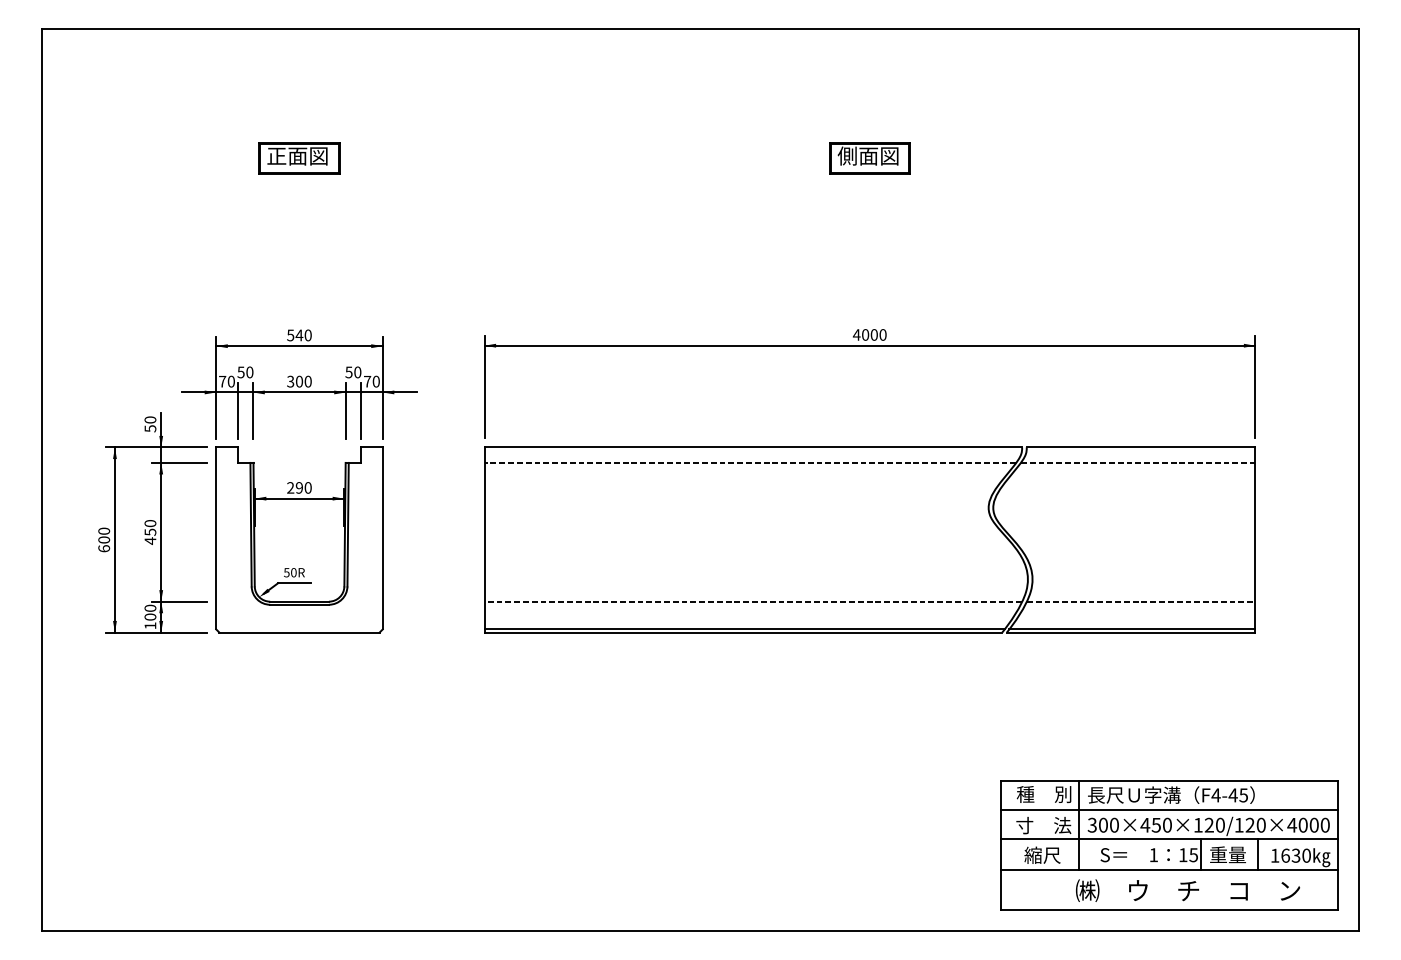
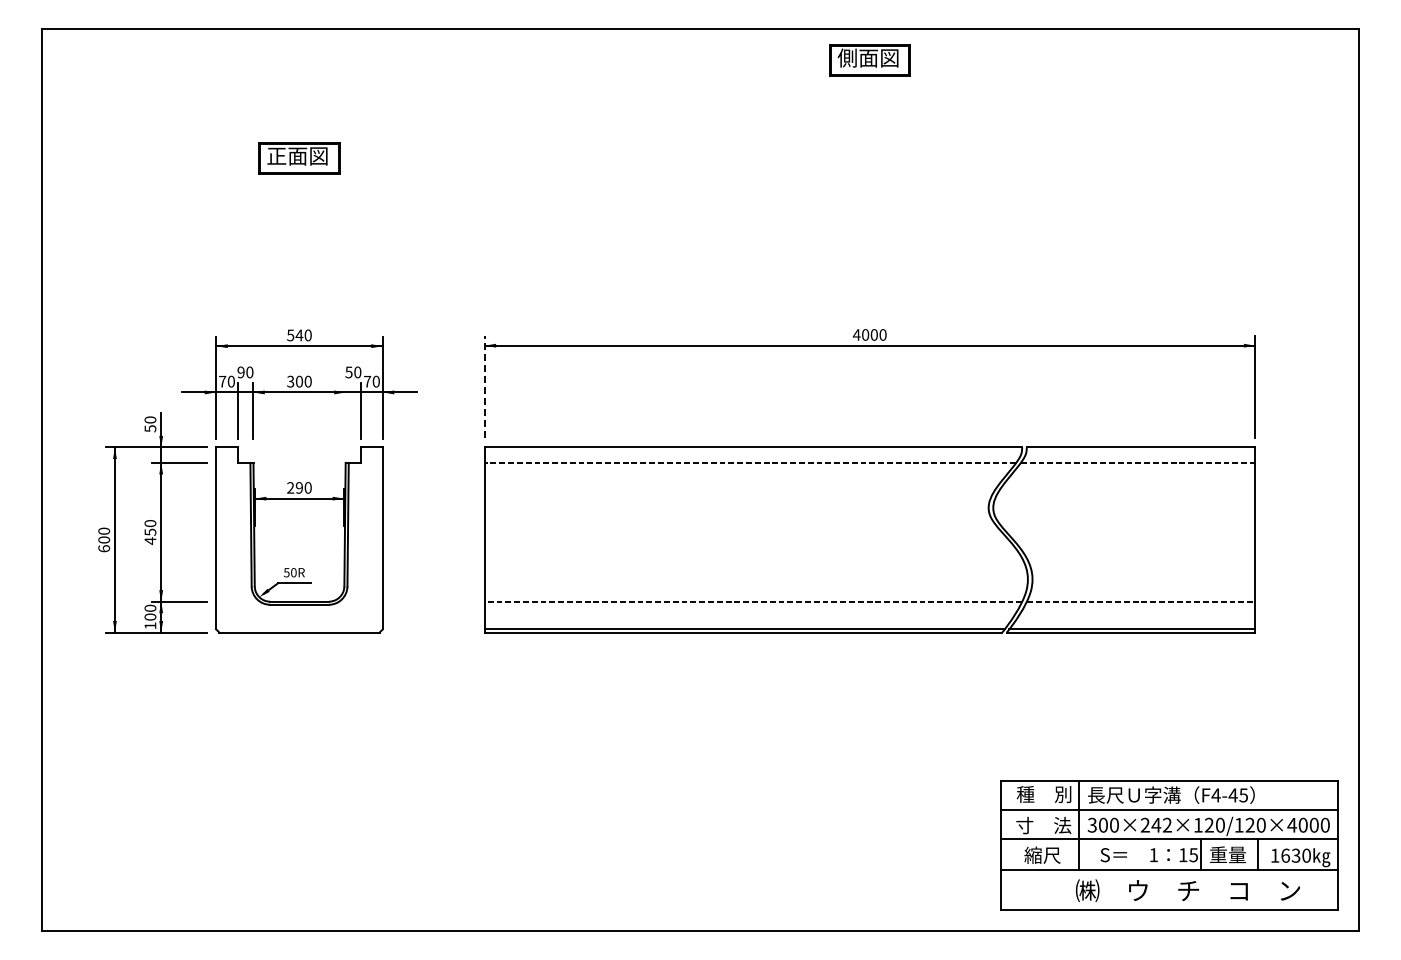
part position: (869, 158) -> (869, 60) (869, 60)
text: 50 -> 90 (240, 372)
line: solid -> dashed (484, 387)
line: present -> none (345, 410)
text: 300×450×120/120×4000 -> 300×242×120/120×4000 (1155, 824)
